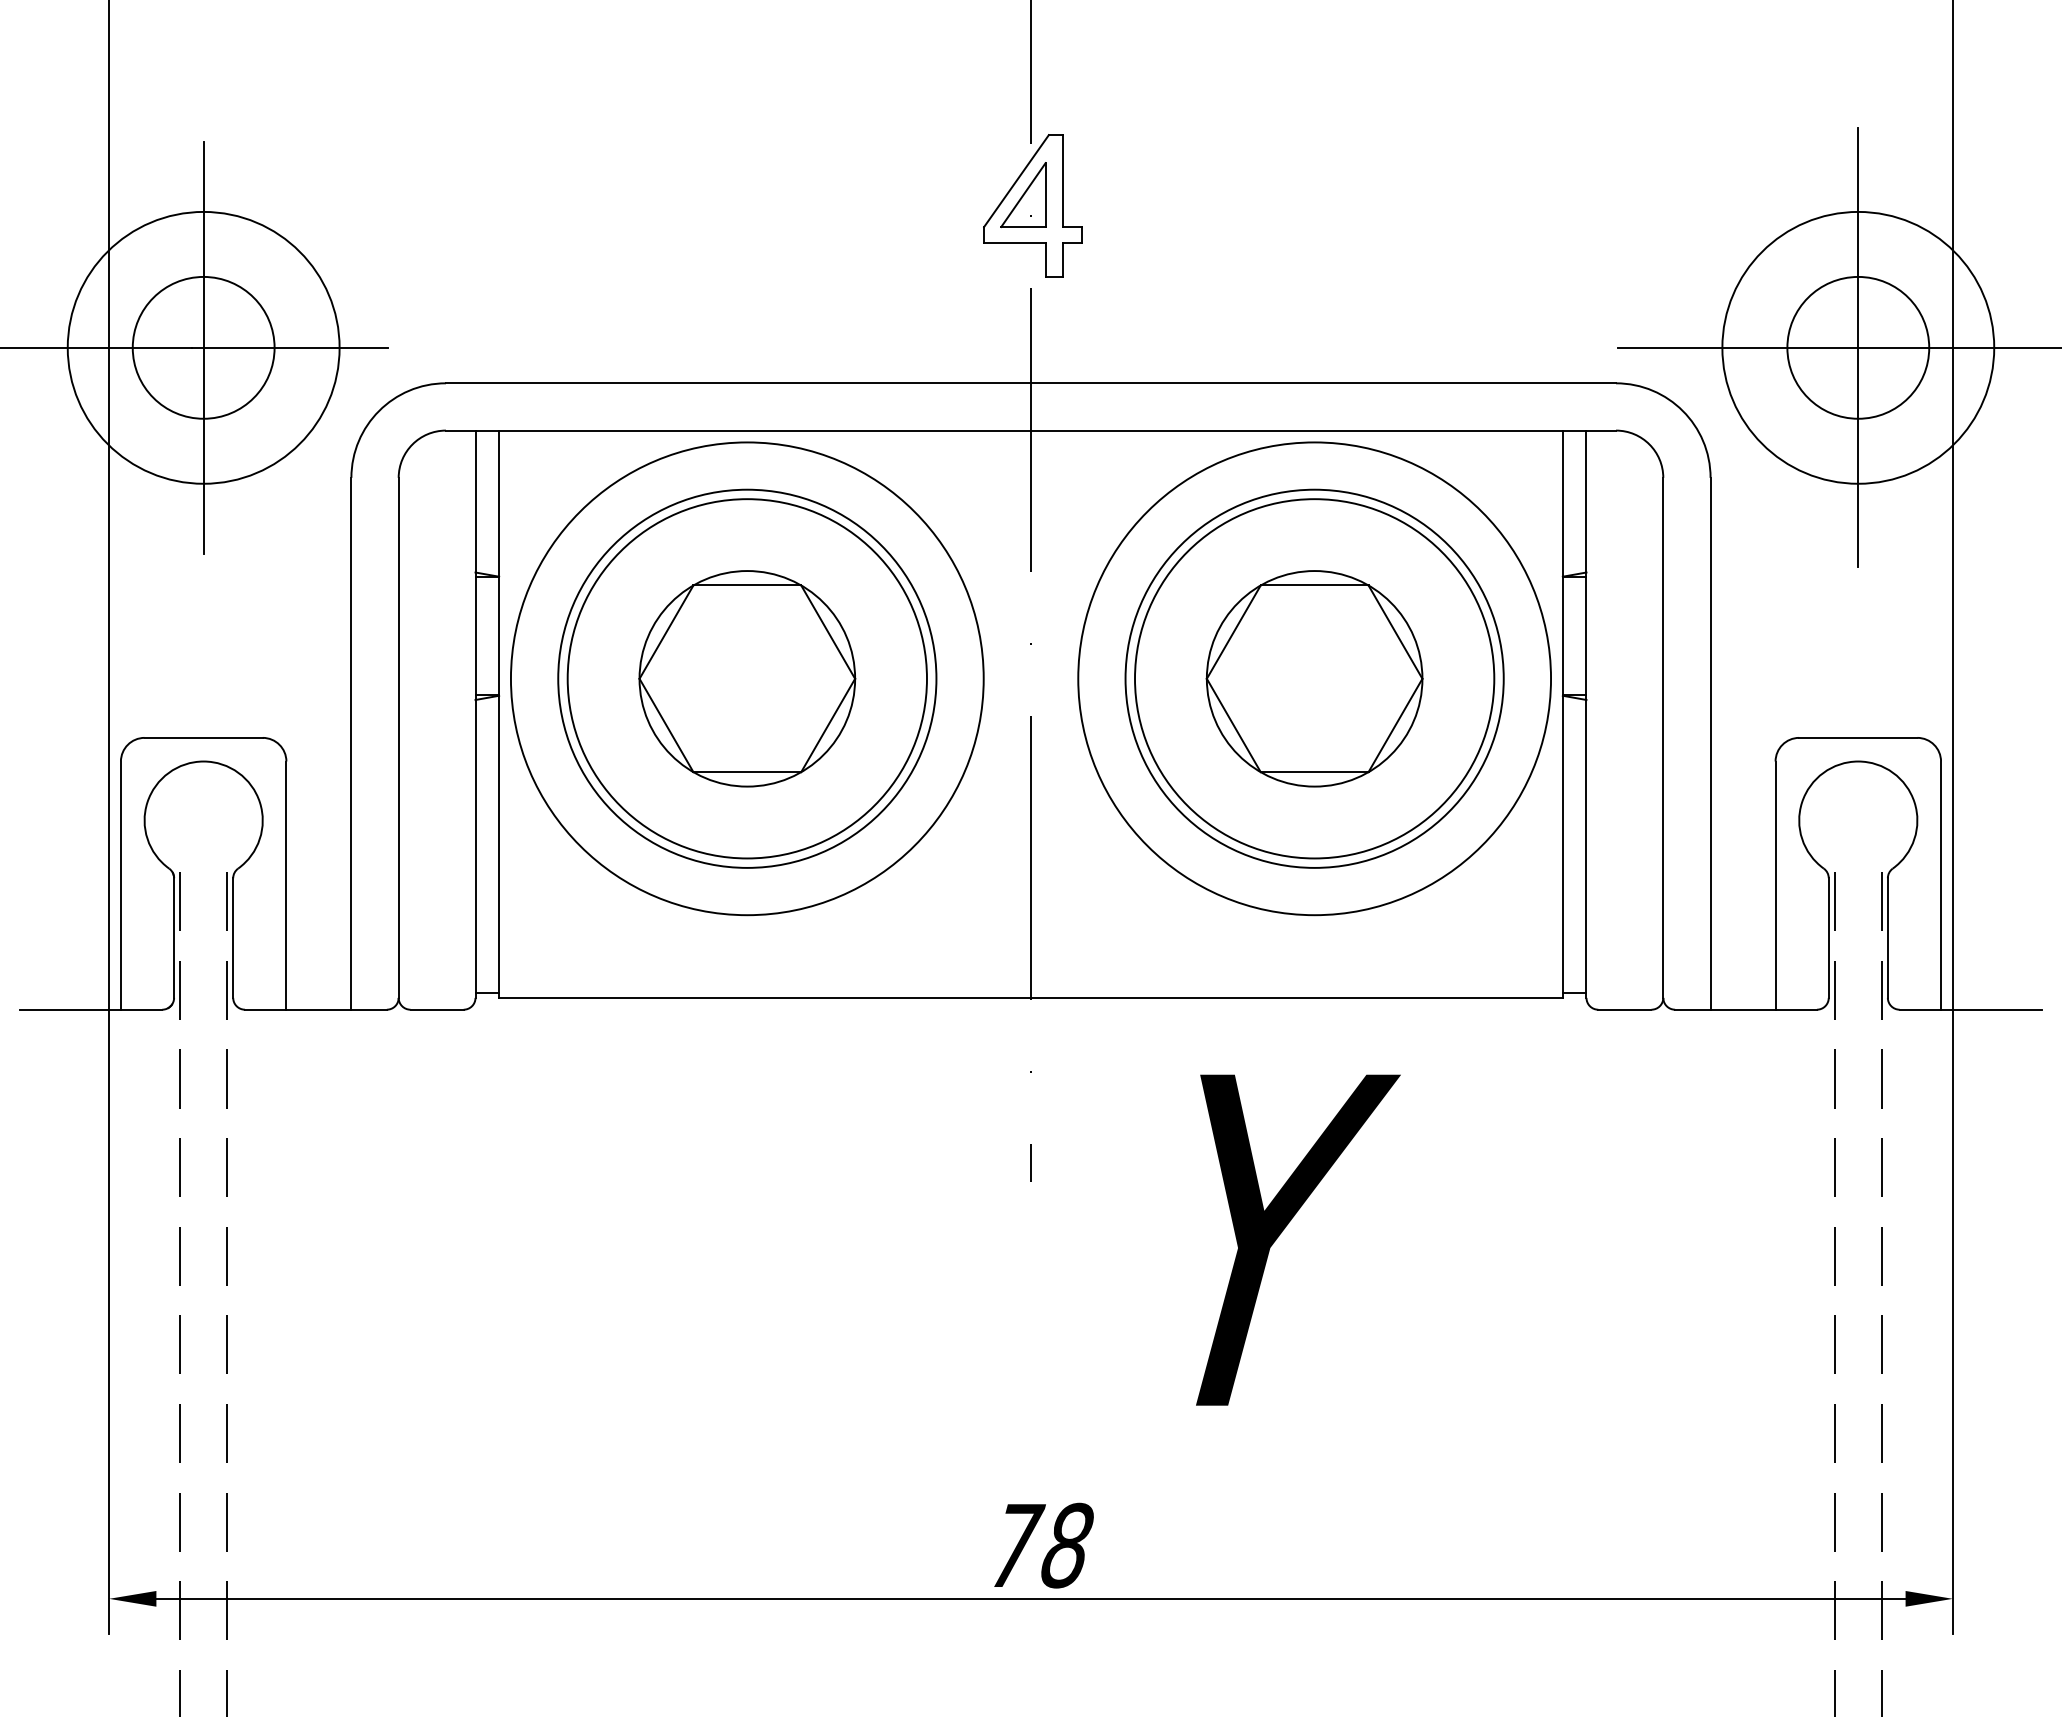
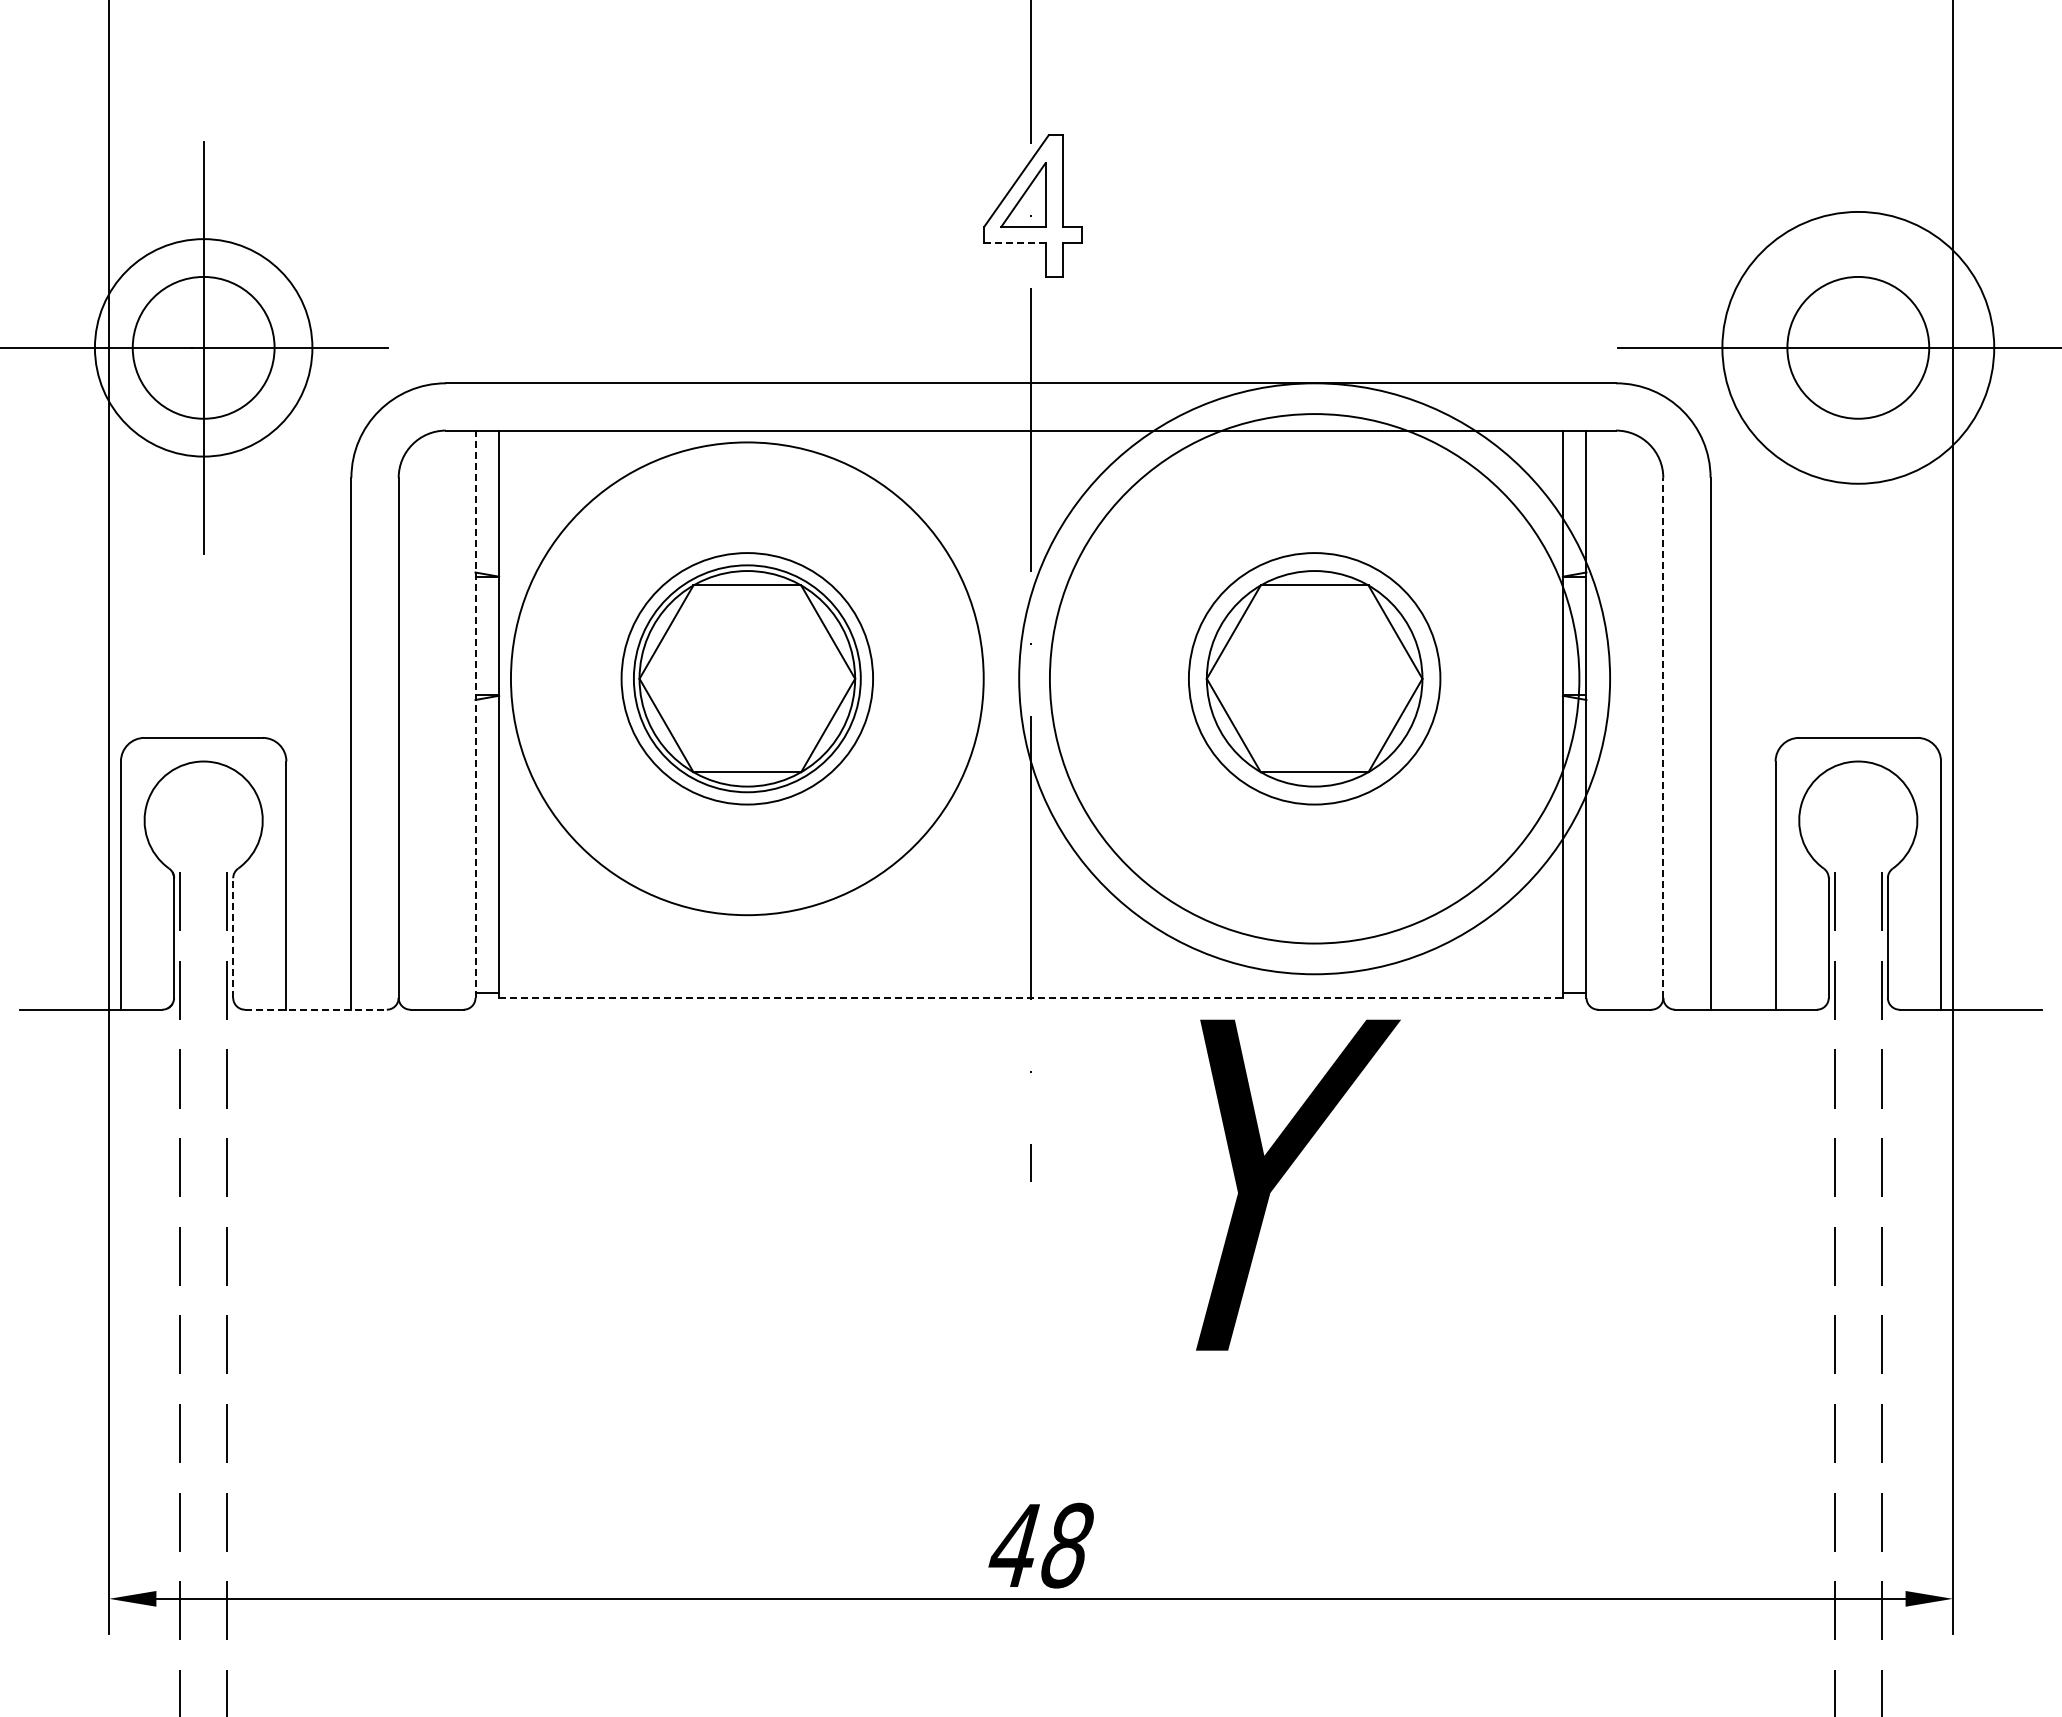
line: solid -> dashed (1014, 243)
circle diameter: 272 px -> 217 px (203, 347)
line: present -> none (1858, 347)
circle diameter: 359 px -> 252 px (747, 678)
circle diameter: 378 px -> 227 px (746, 678)
circle diameter: 359 px -> 252 px (1314, 678)
circle diameter: 378 px -> 529 px (1314, 678)
circle diameter: 473 px -> 591 px (1314, 678)
line: solid -> dashed (475, 714)
line: solid -> dashed (1663, 737)
line: solid -> dashed (233, 938)
line: solid -> dashed (1031, 997)
line: solid -> dashed (315, 1009)
text position: (1298, 1239) -> (1298, 1184) (1298, 1184)
text: 78 -> 48 (1016, 1545)
